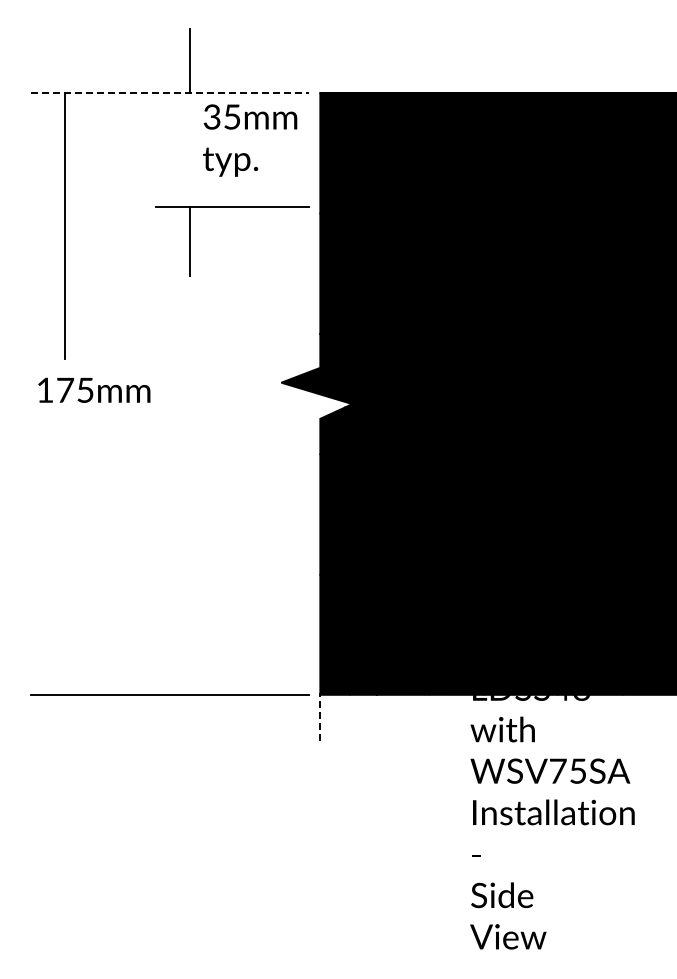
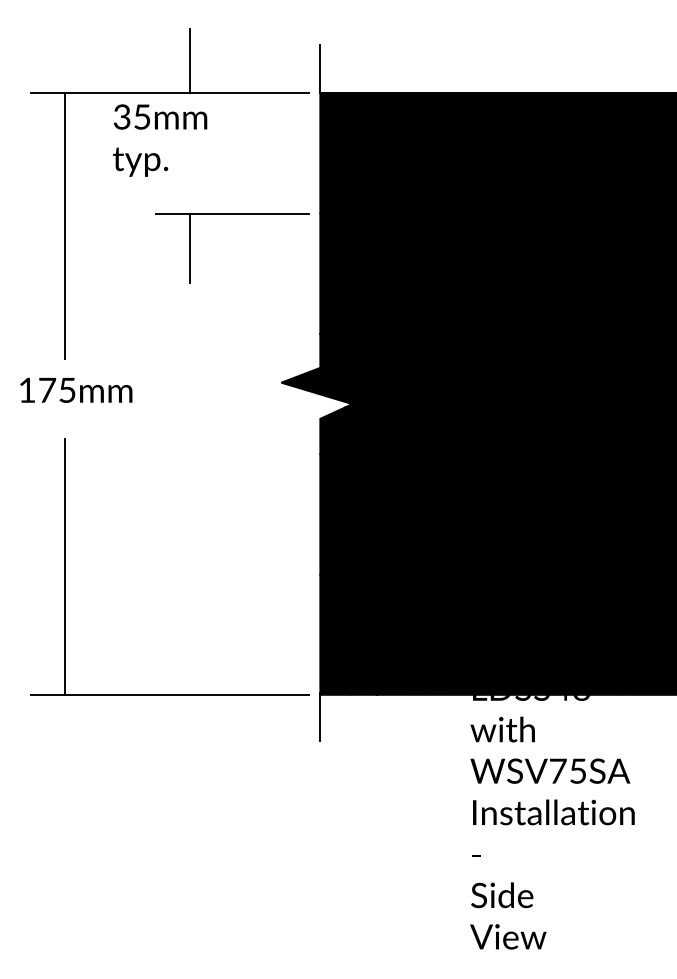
line: none -> present (320, 68)
line: dashed -> solid (170, 93)
text position: (250, 140) -> (160, 140) (160, 140)
part position: (232, 207) -> (232, 214) (232, 214)
text position: (94, 389) -> (76, 389) (76, 389)
line: none -> present (64, 566)
line: dashed -> solid (320, 716)
